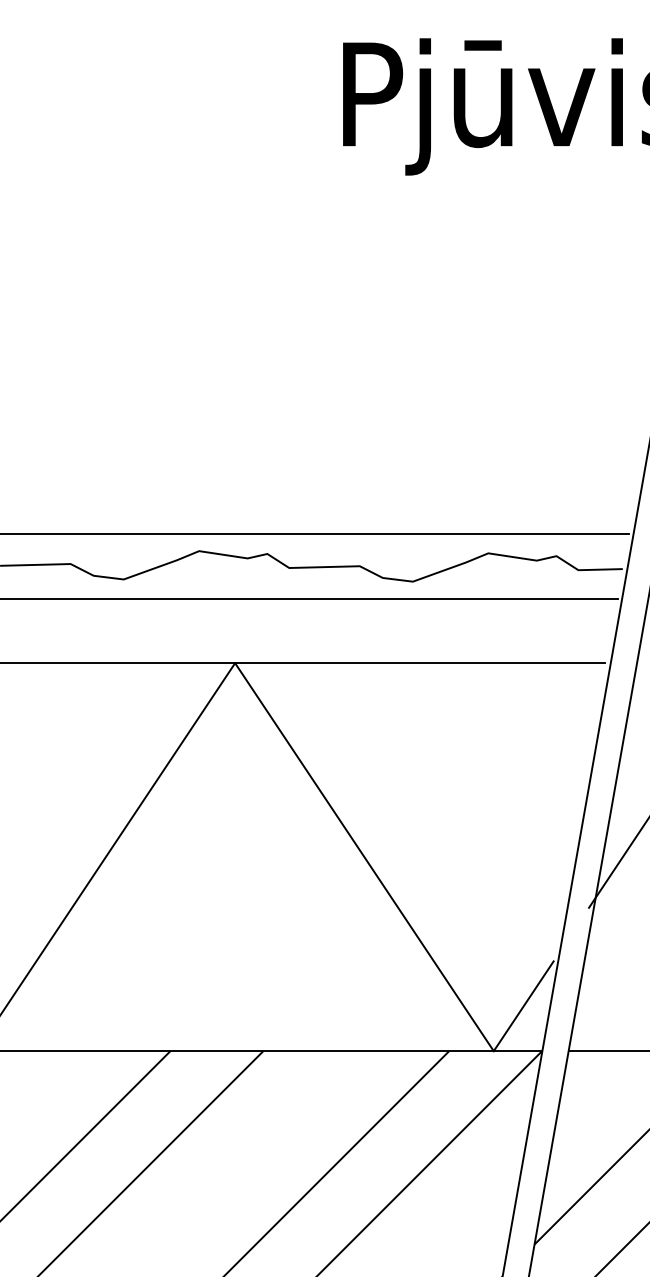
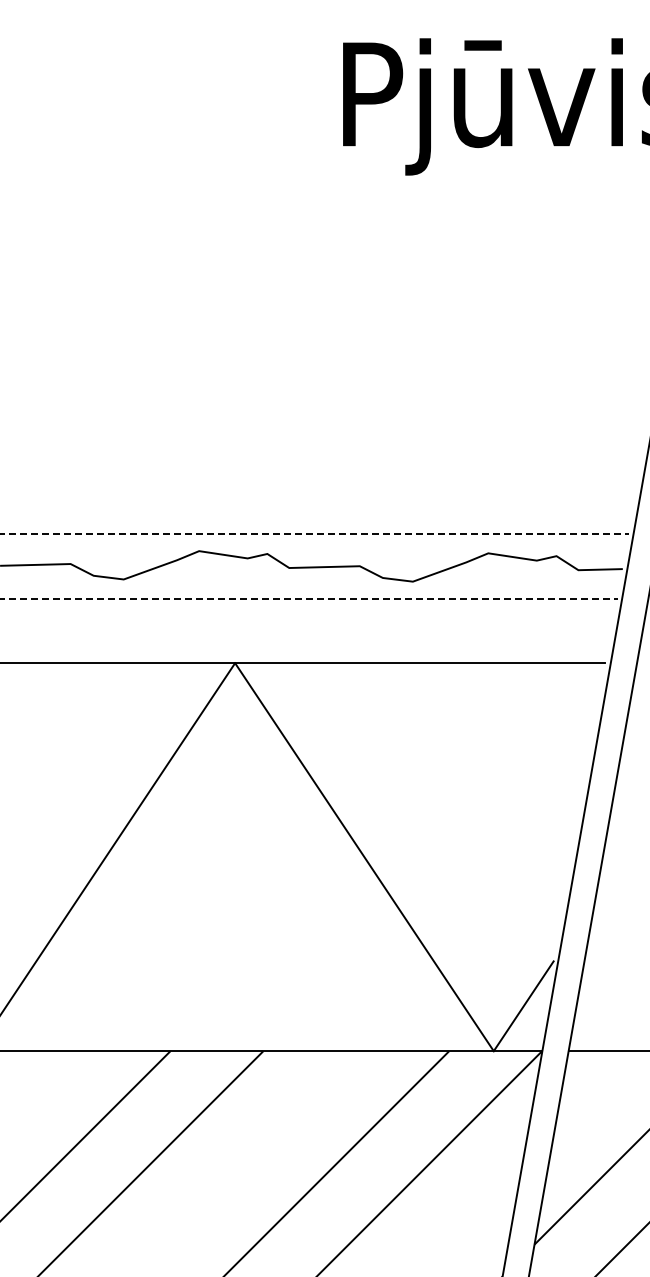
line: solid -> dashed (315, 533)
line: solid -> dashed (309, 598)
line: present -> none (617, 863)
